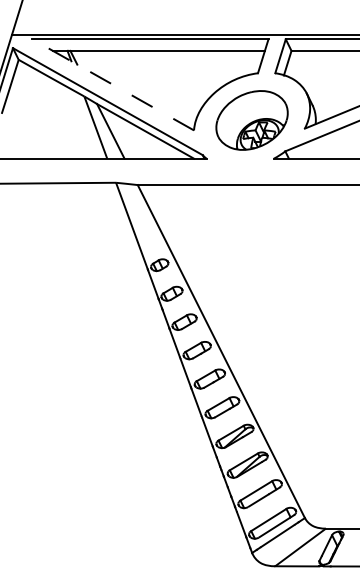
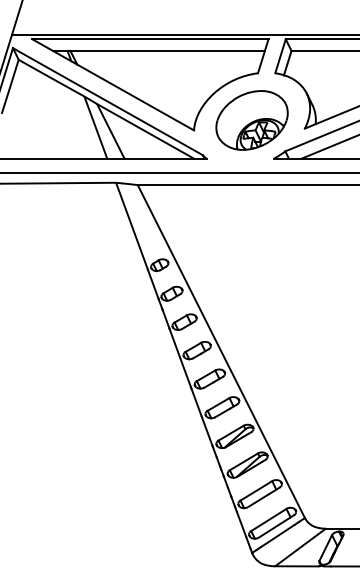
line: dashed -> solid (113, 84)
line: none -> present (328, 147)
line: none -> present (179, 173)
